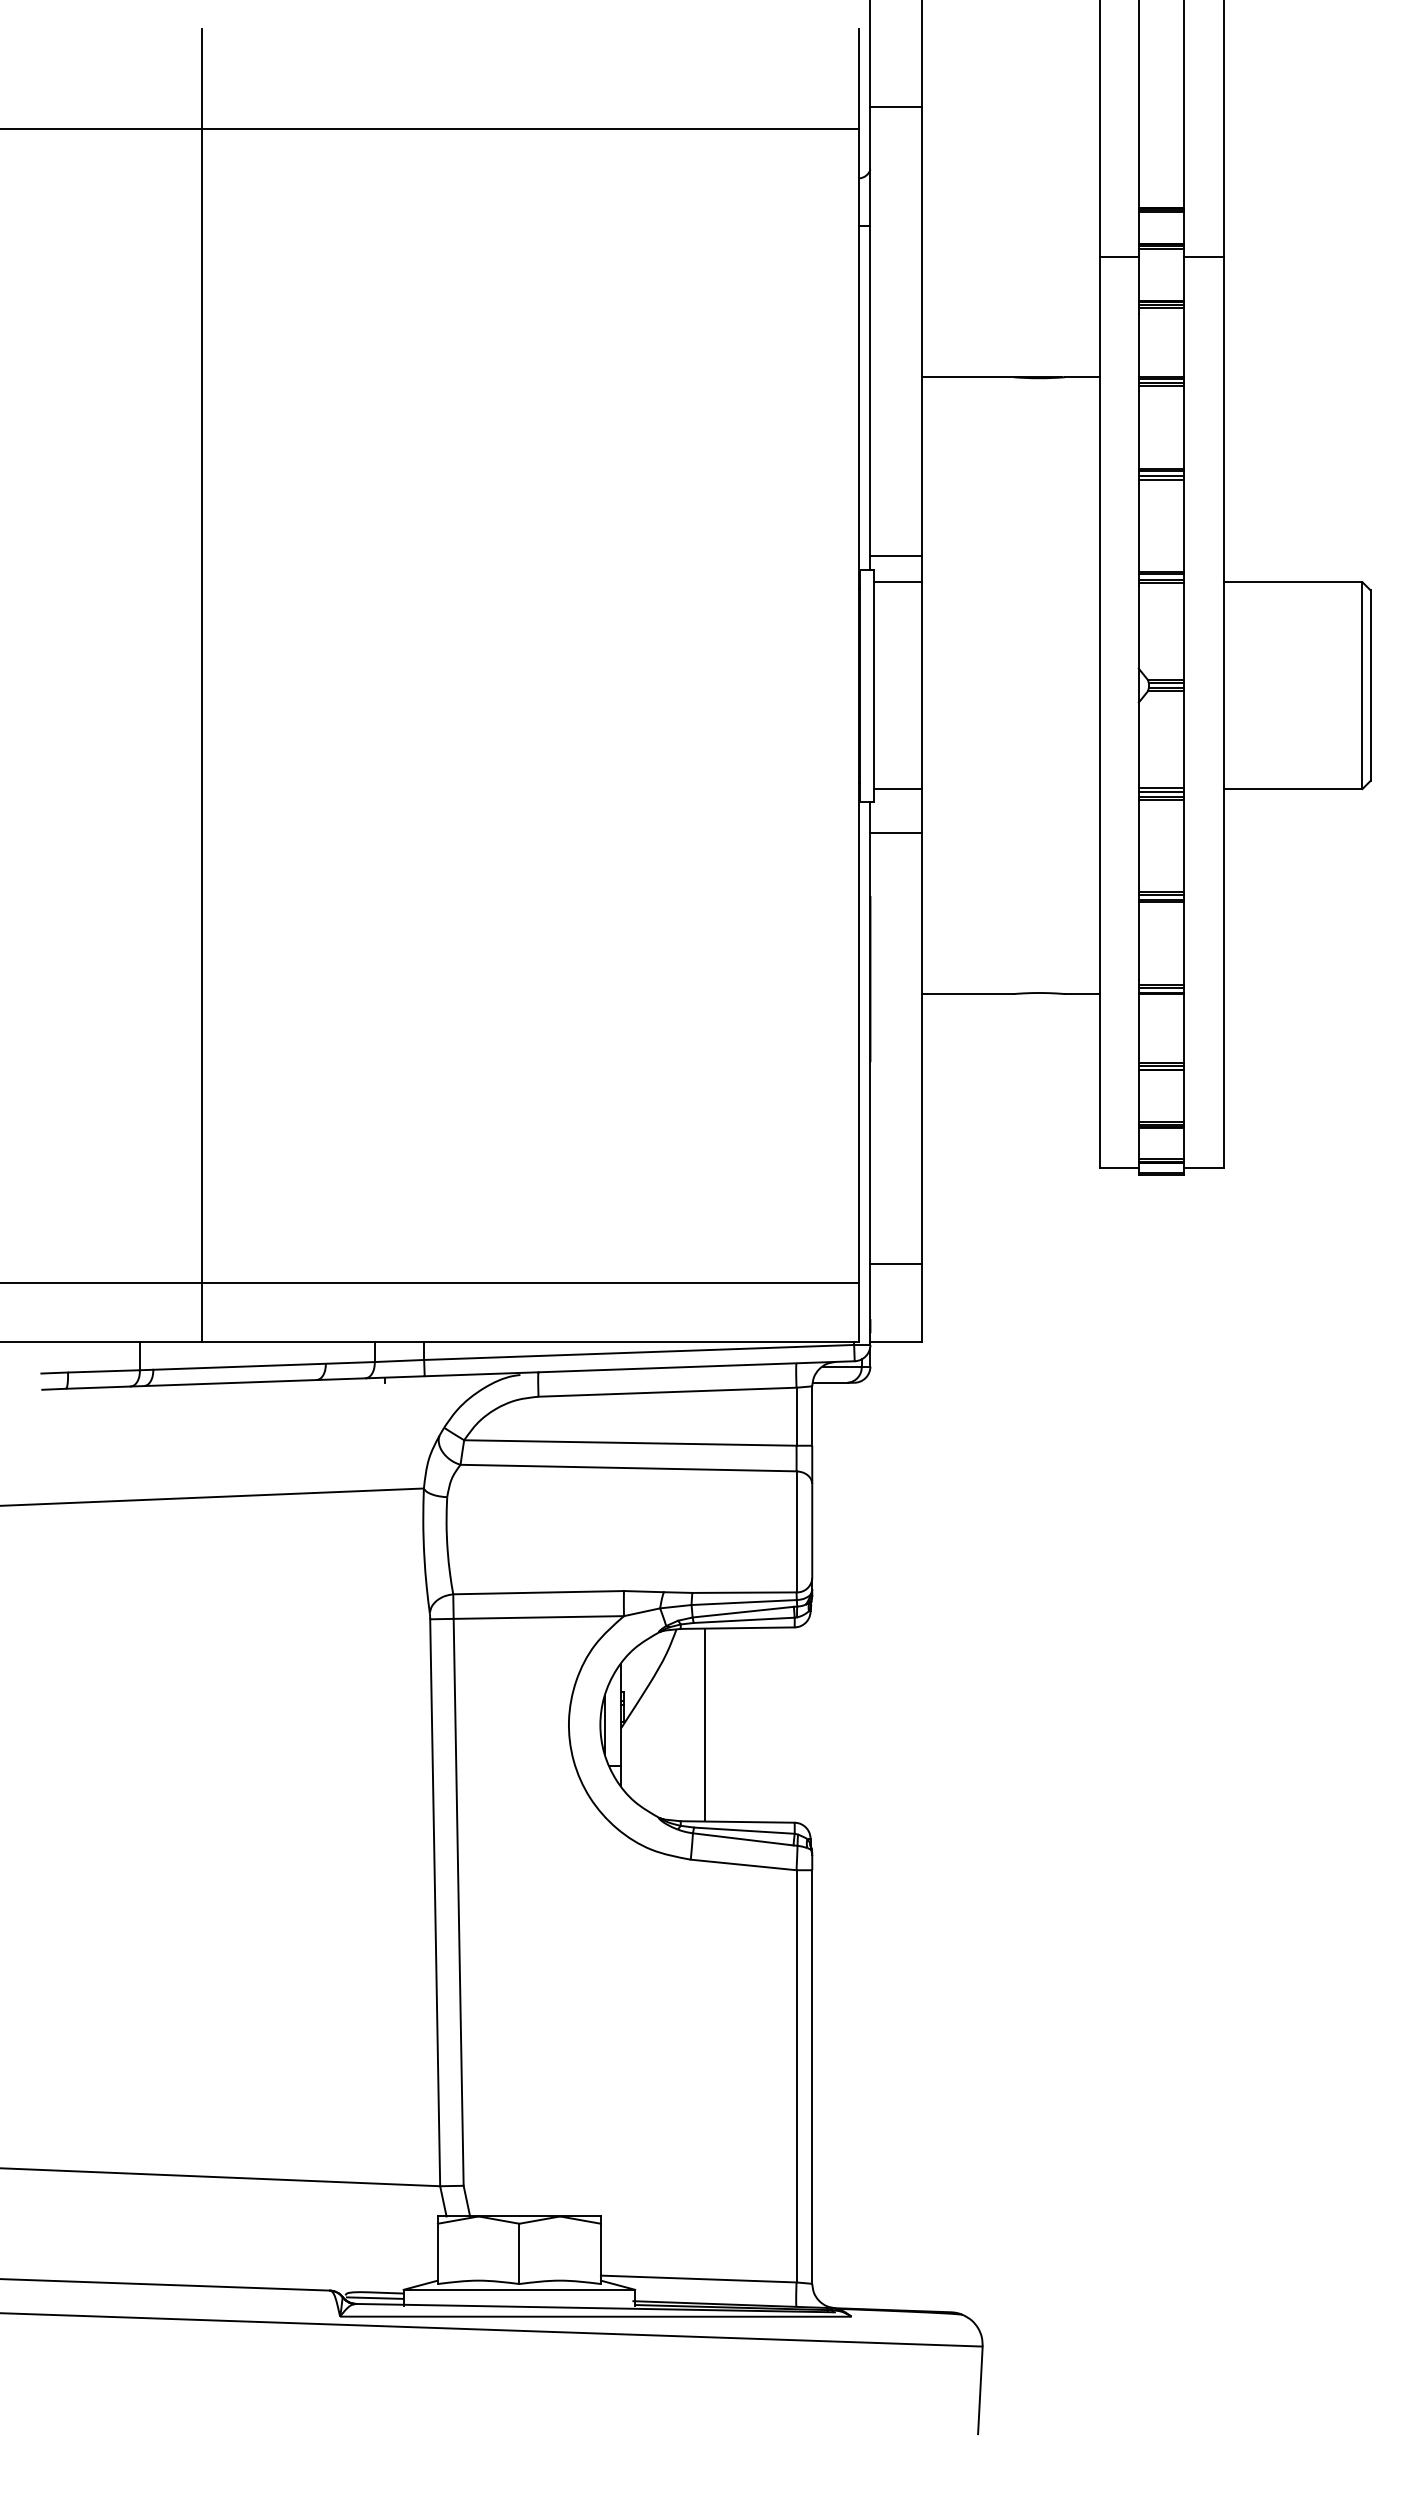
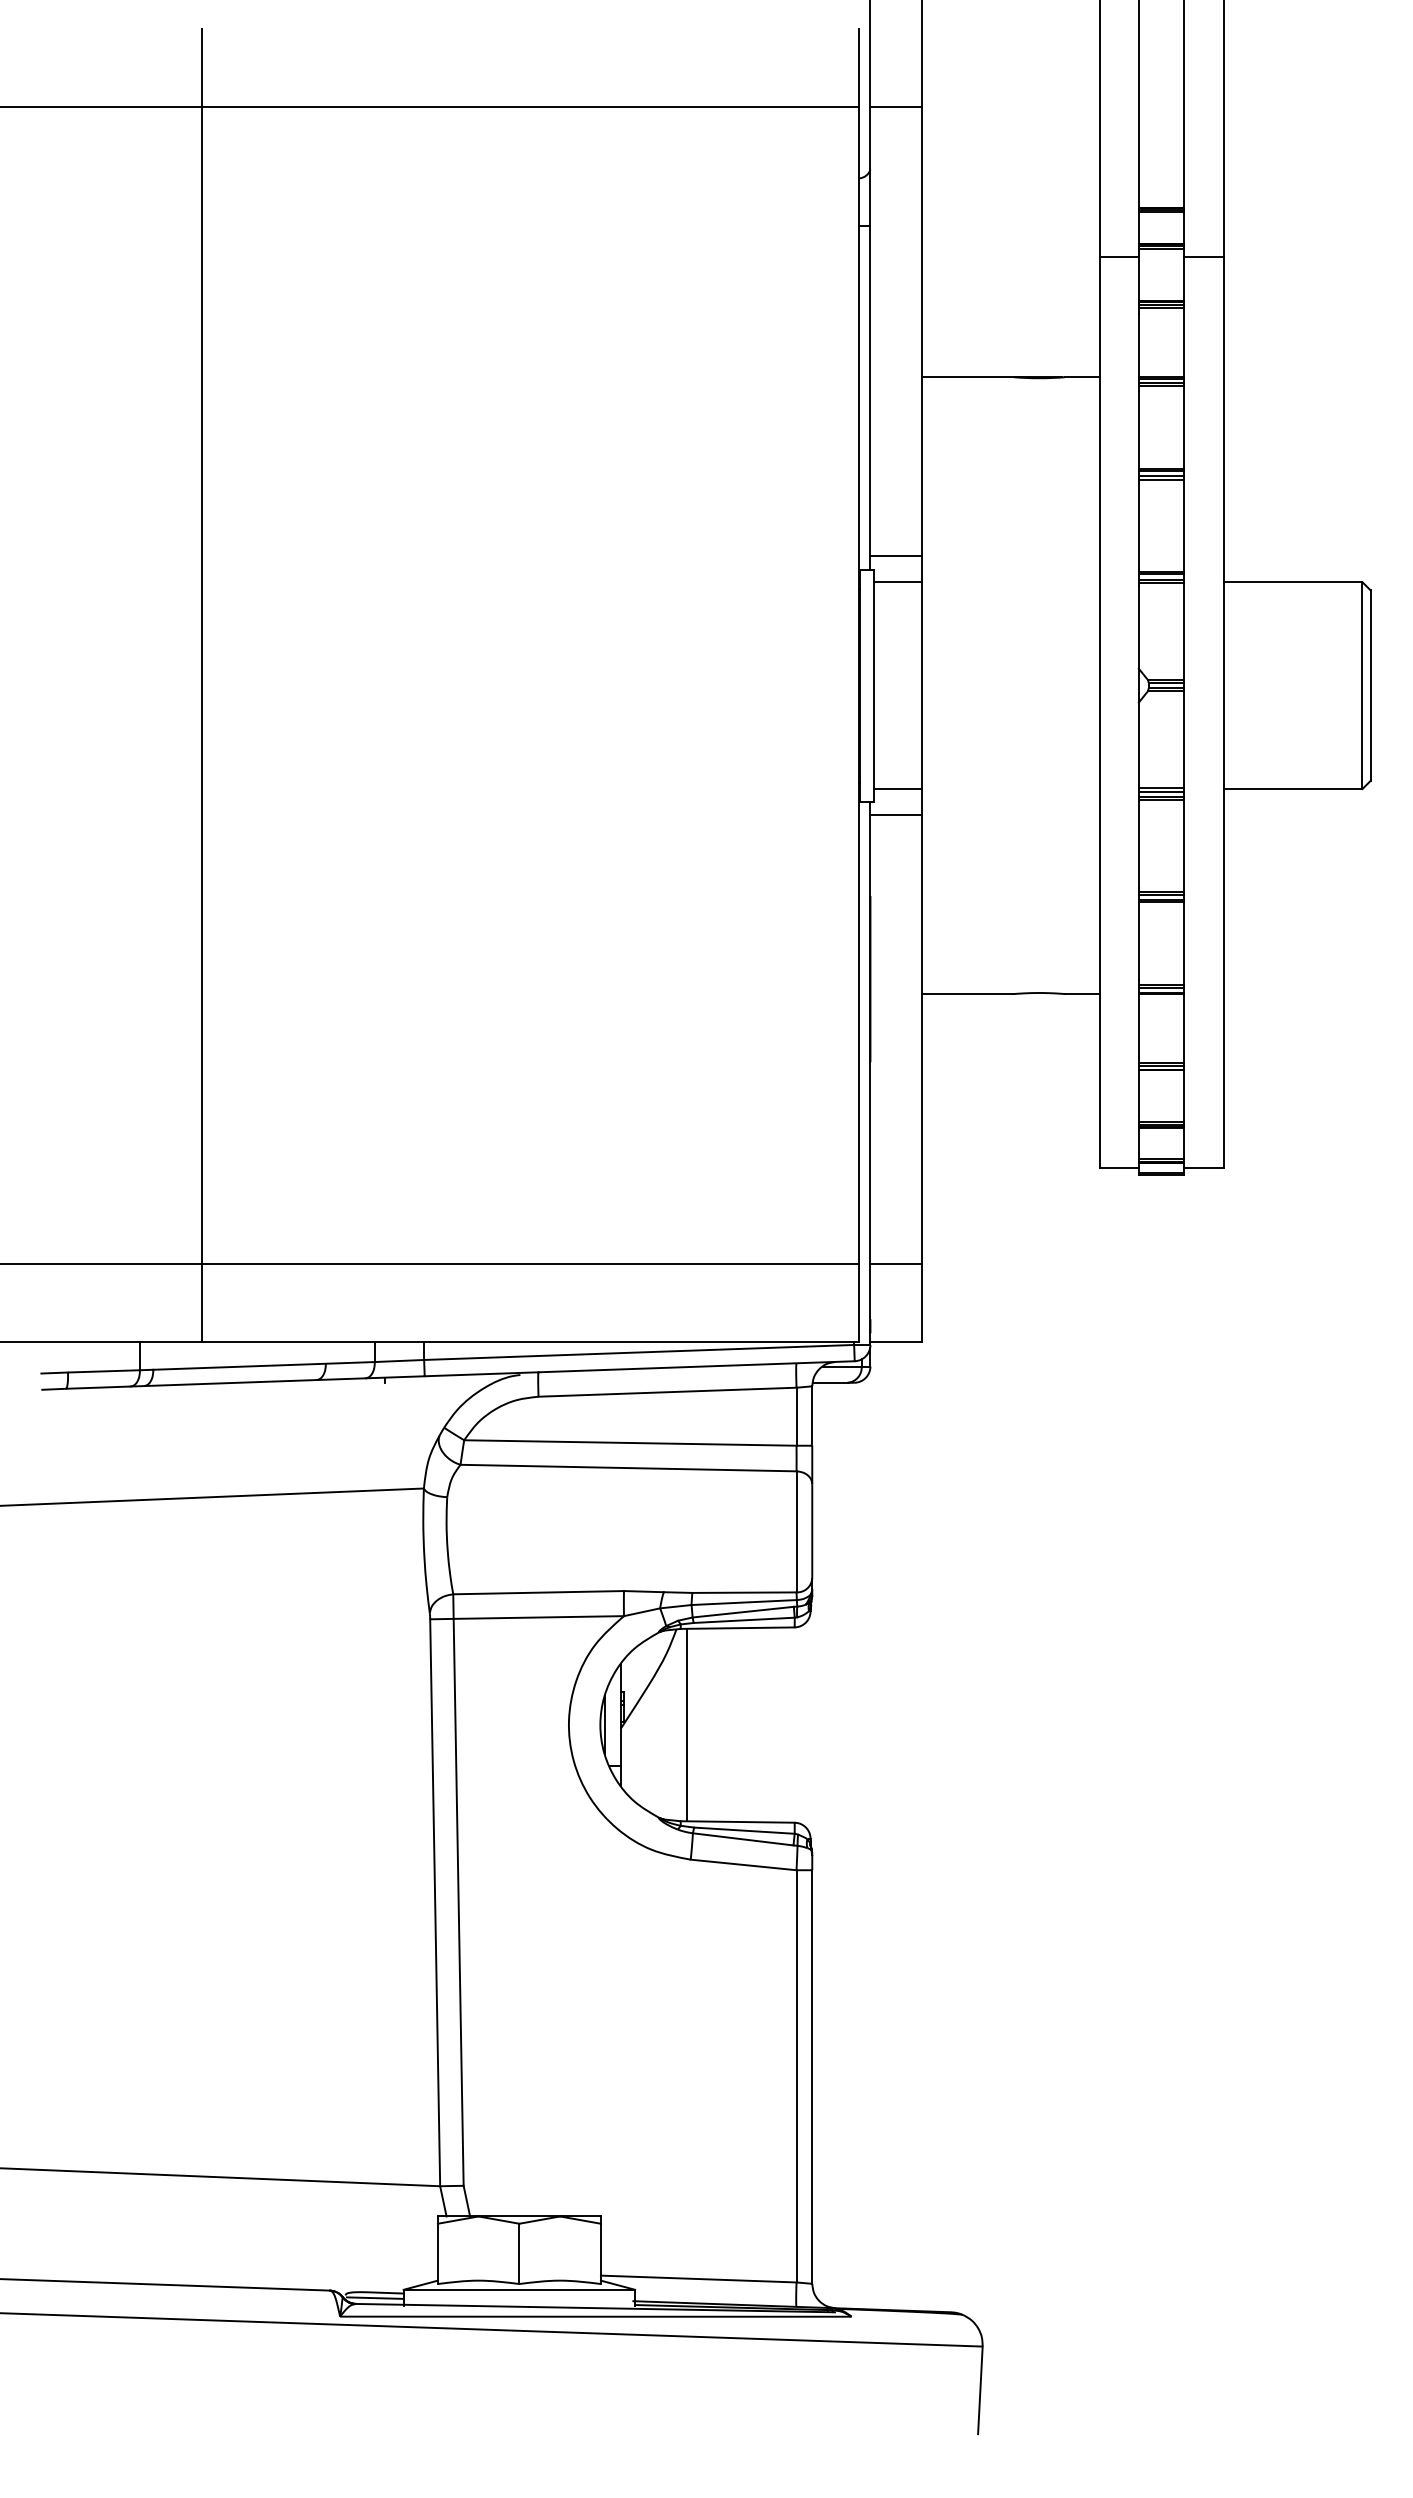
line position: (430, 129) -> (430, 107) (430, 107)
line position: (896, 833) -> (896, 815) (896, 815)
line position: (430, 1283) -> (430, 1264) (430, 1264)
line position: (704, 1724) -> (686, 1724) (686, 1724)
